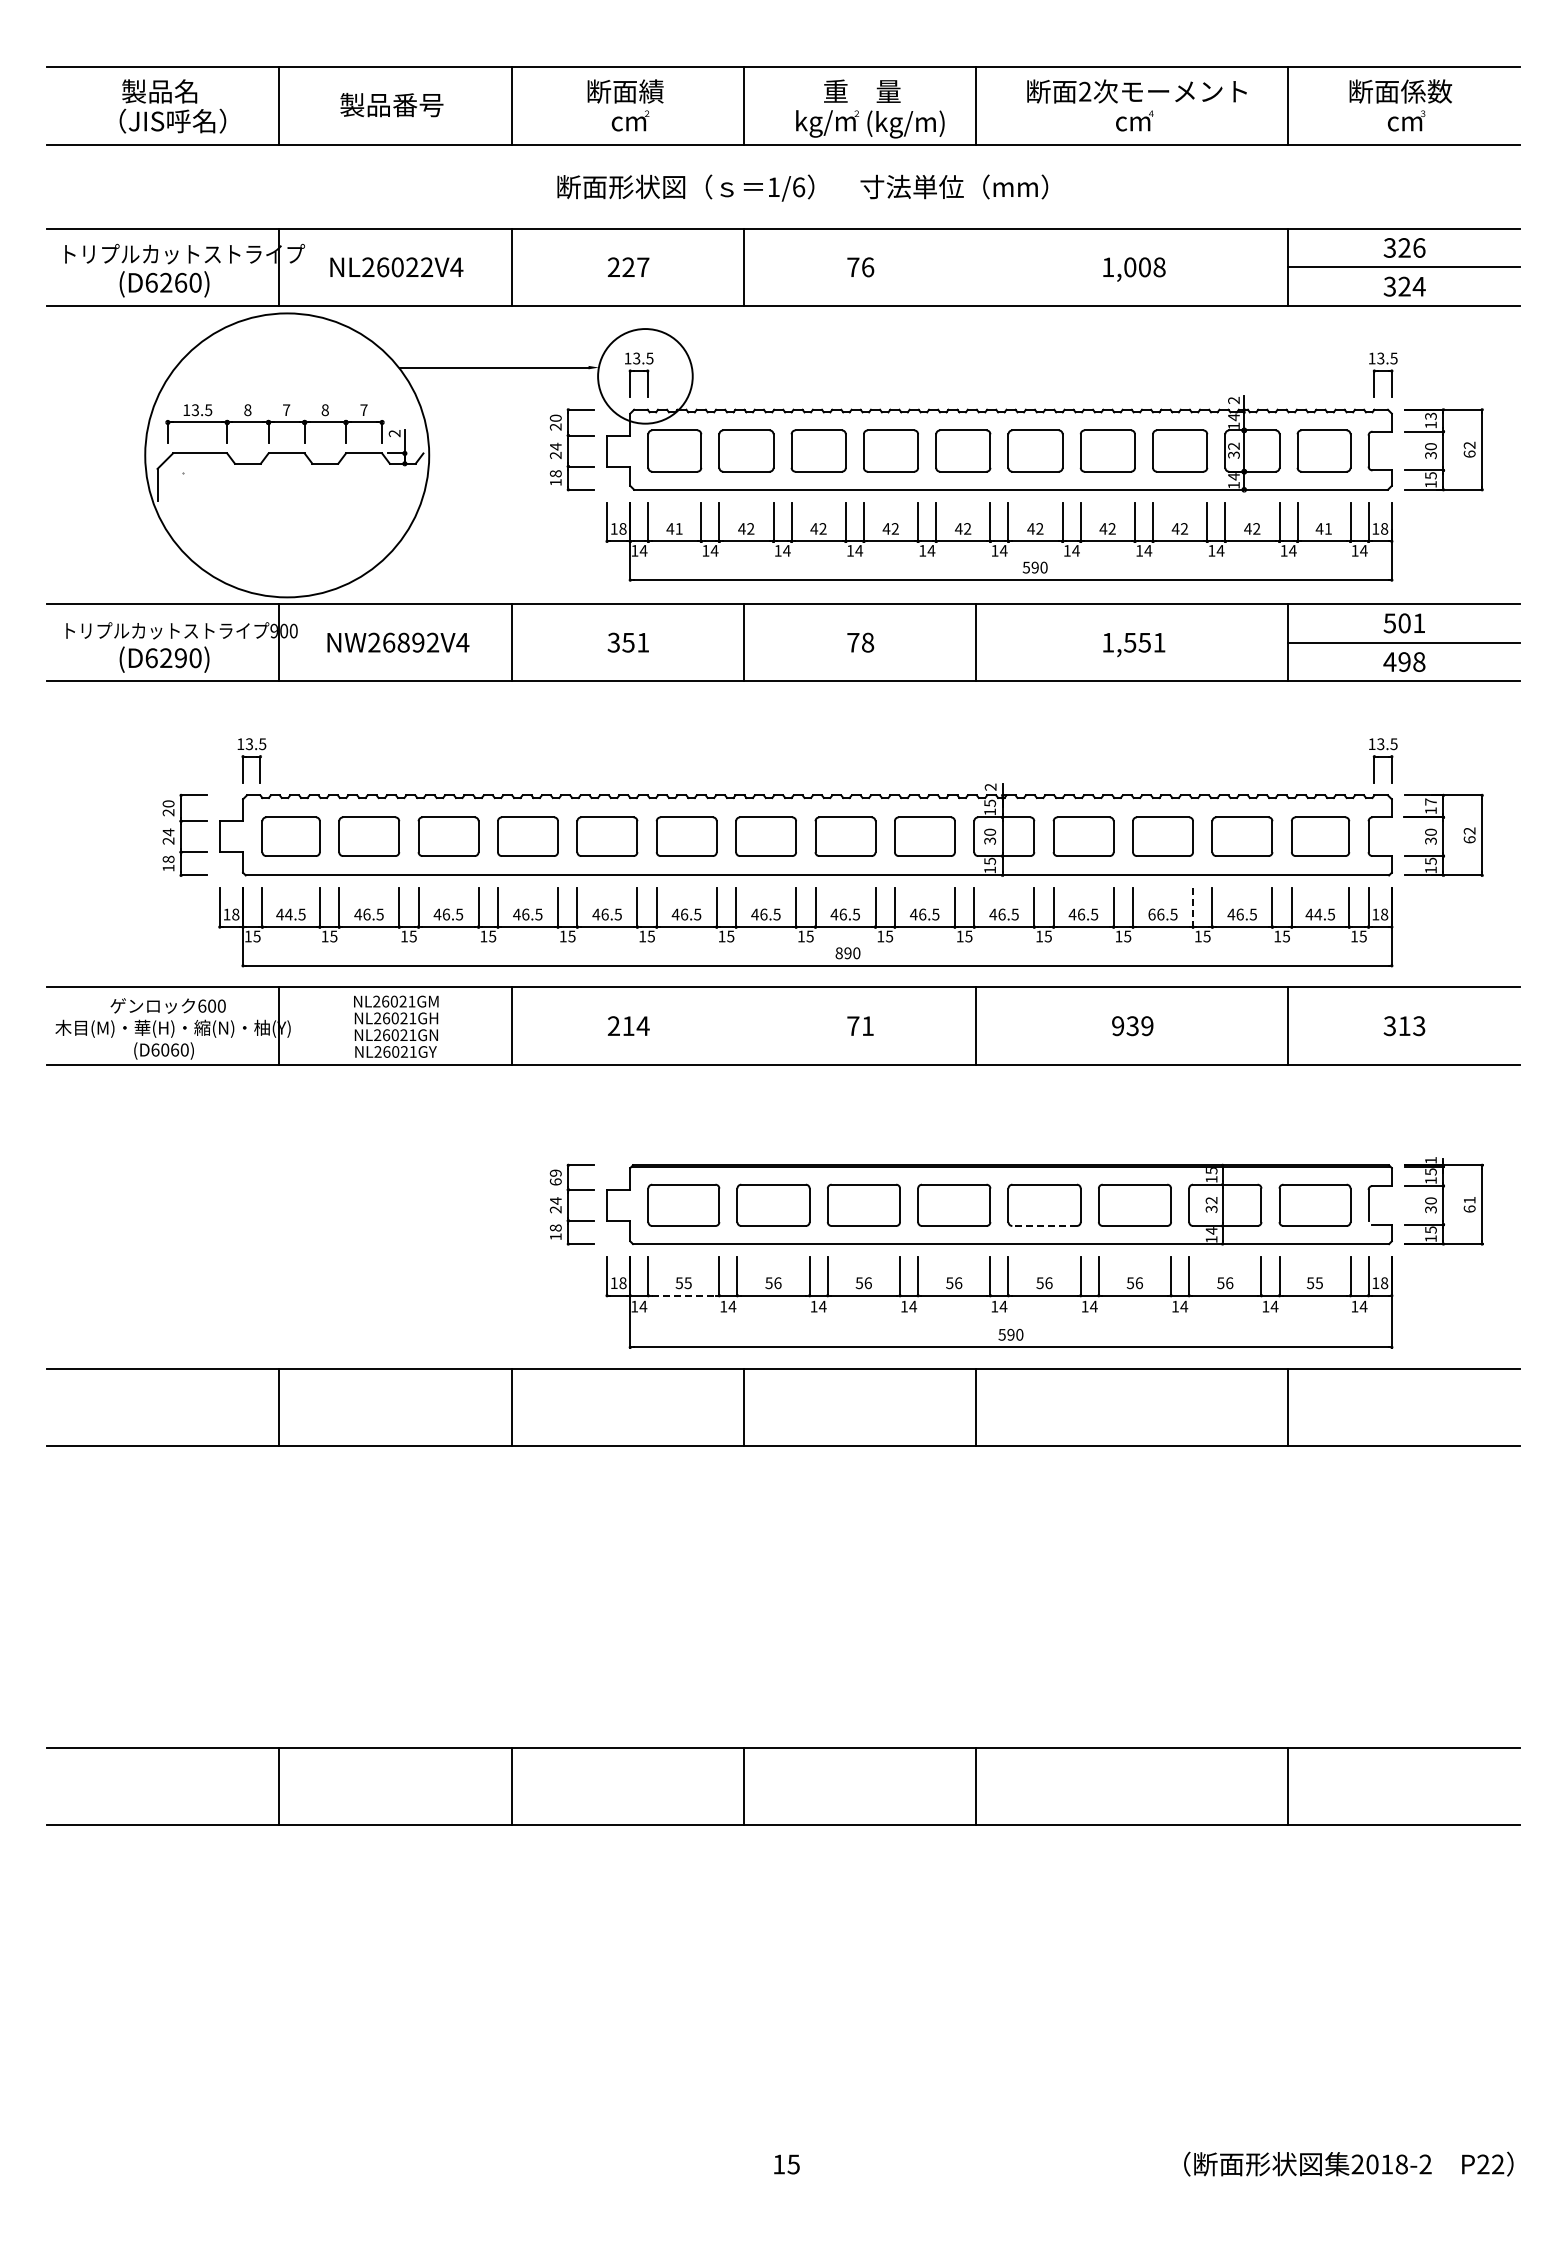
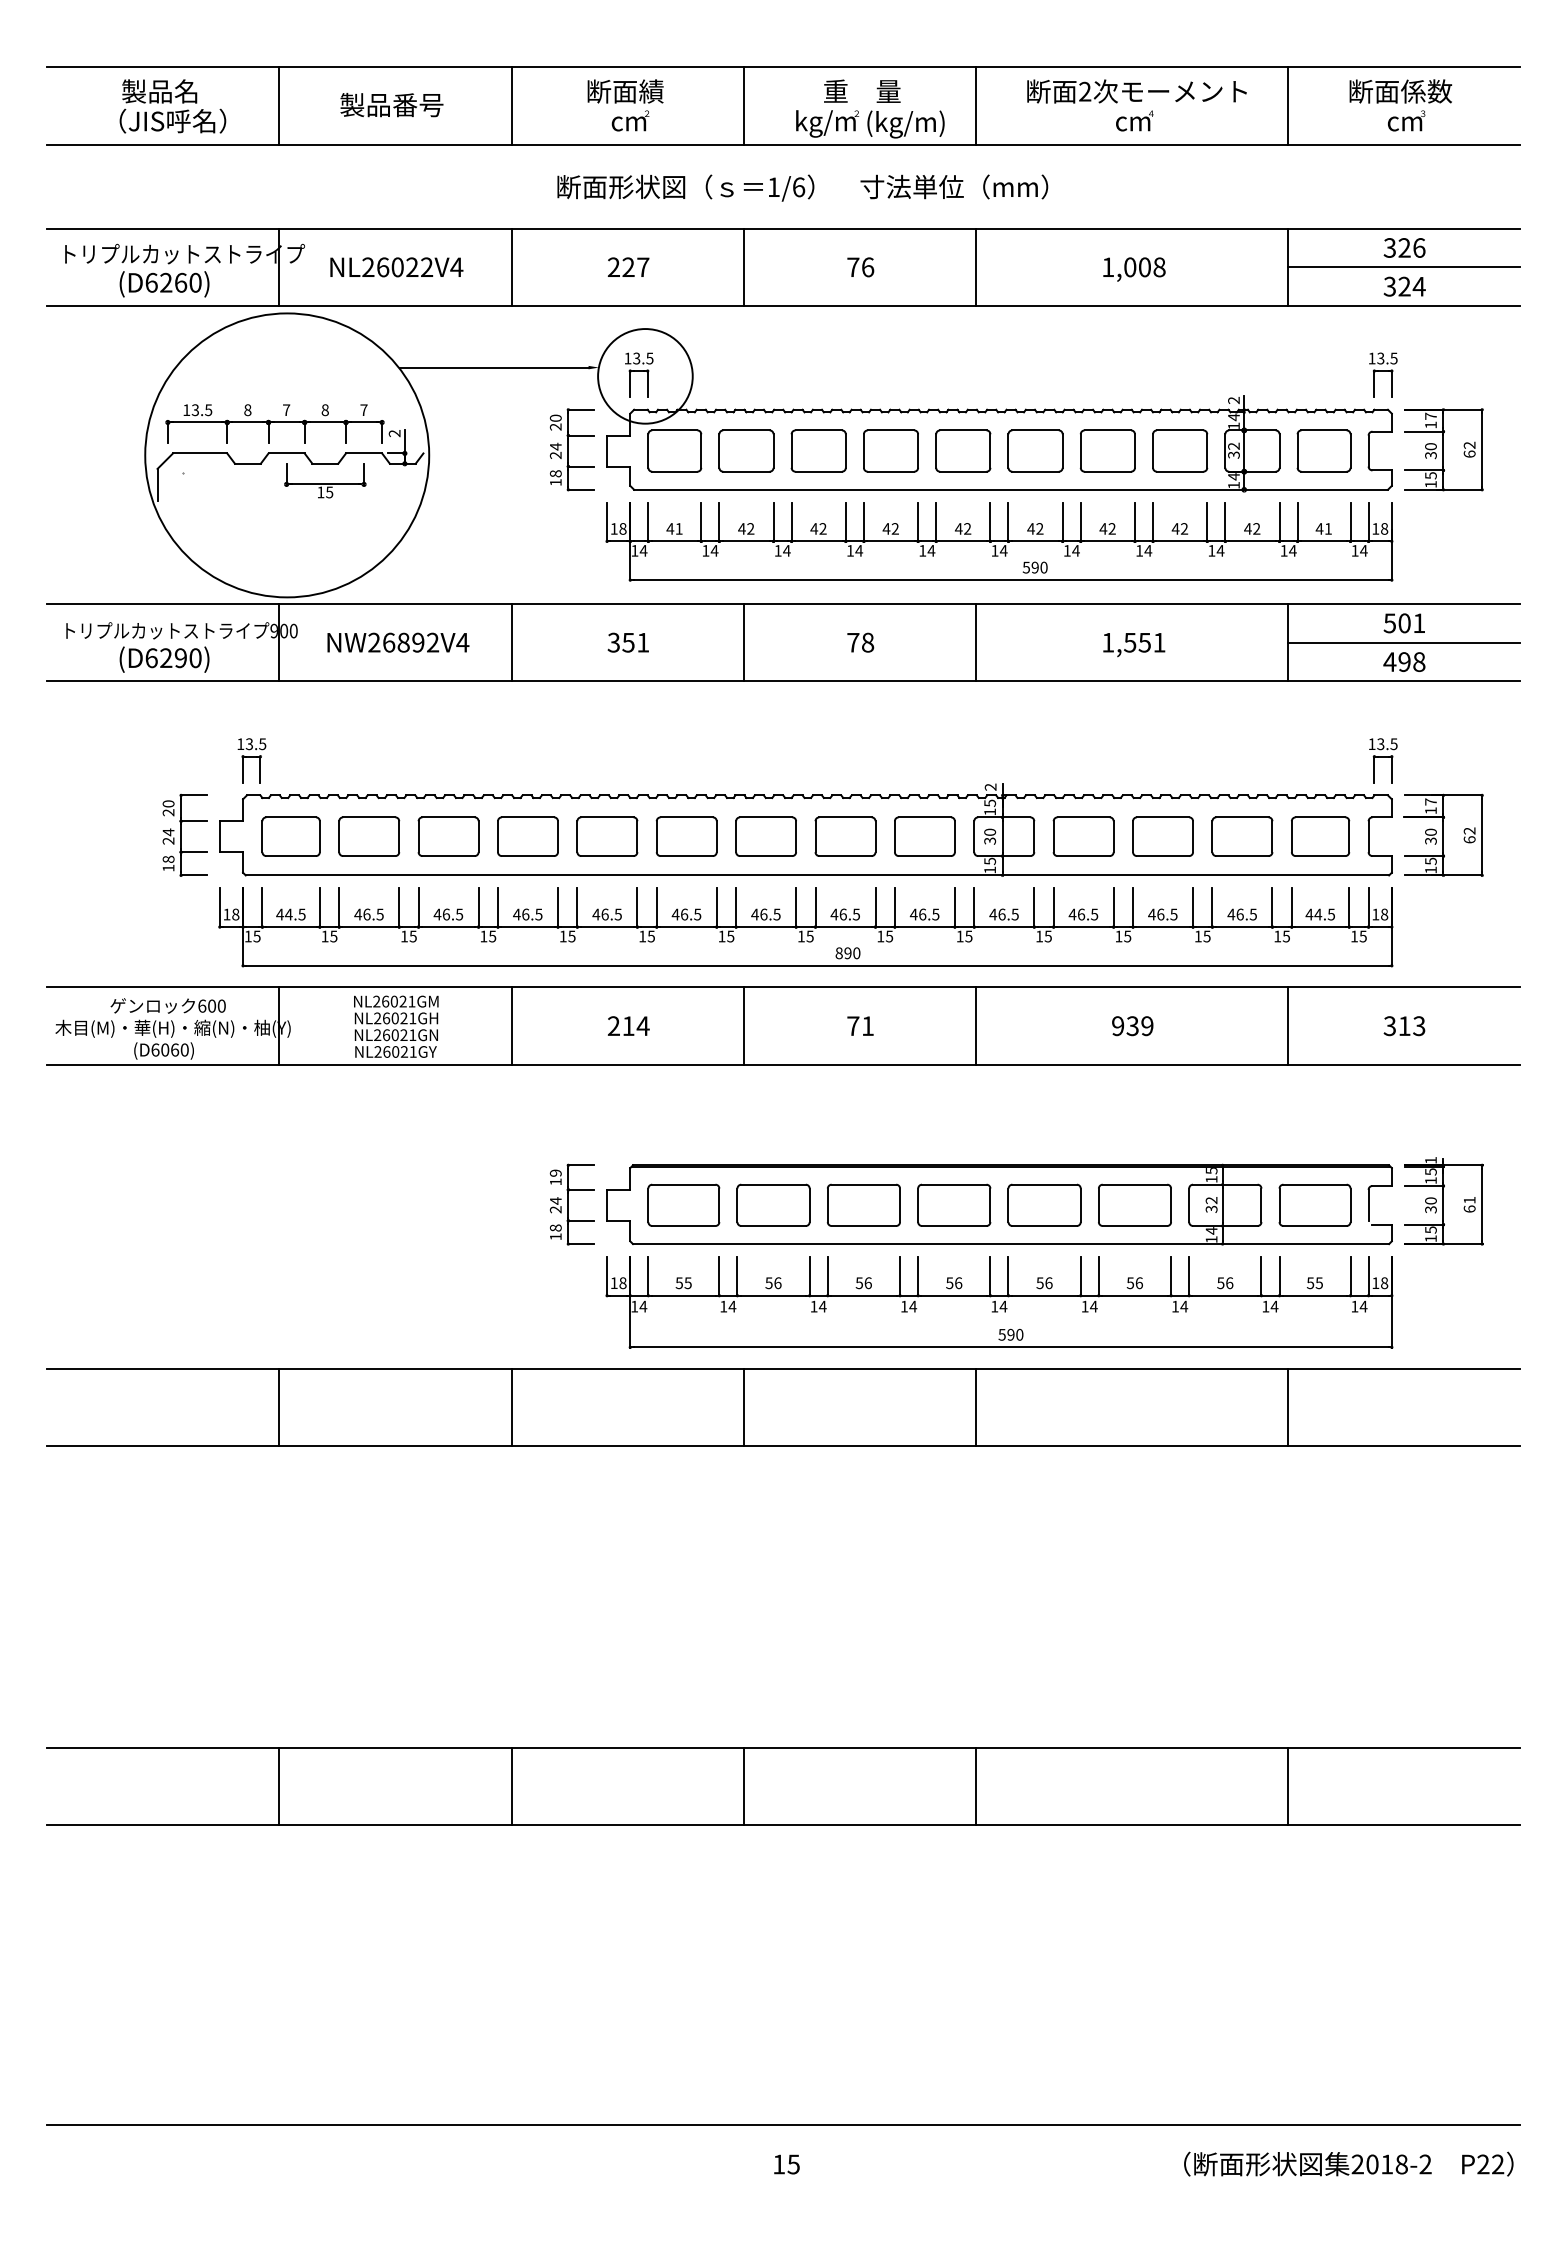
line: none -> present (976, 267)
text: 13 -> 17 (1430, 415)
part: none -> present (325, 480)
line: dashed -> solid (1193, 908)
text: 66.5 -> 46.5 (1151, 914)
line: none -> present (743, 1025)
text: 69 -> 19 (555, 1181)
line: dashed -> solid (1044, 1226)
line: dashed -> solid (684, 1295)
line: none -> present (783, 2124)
